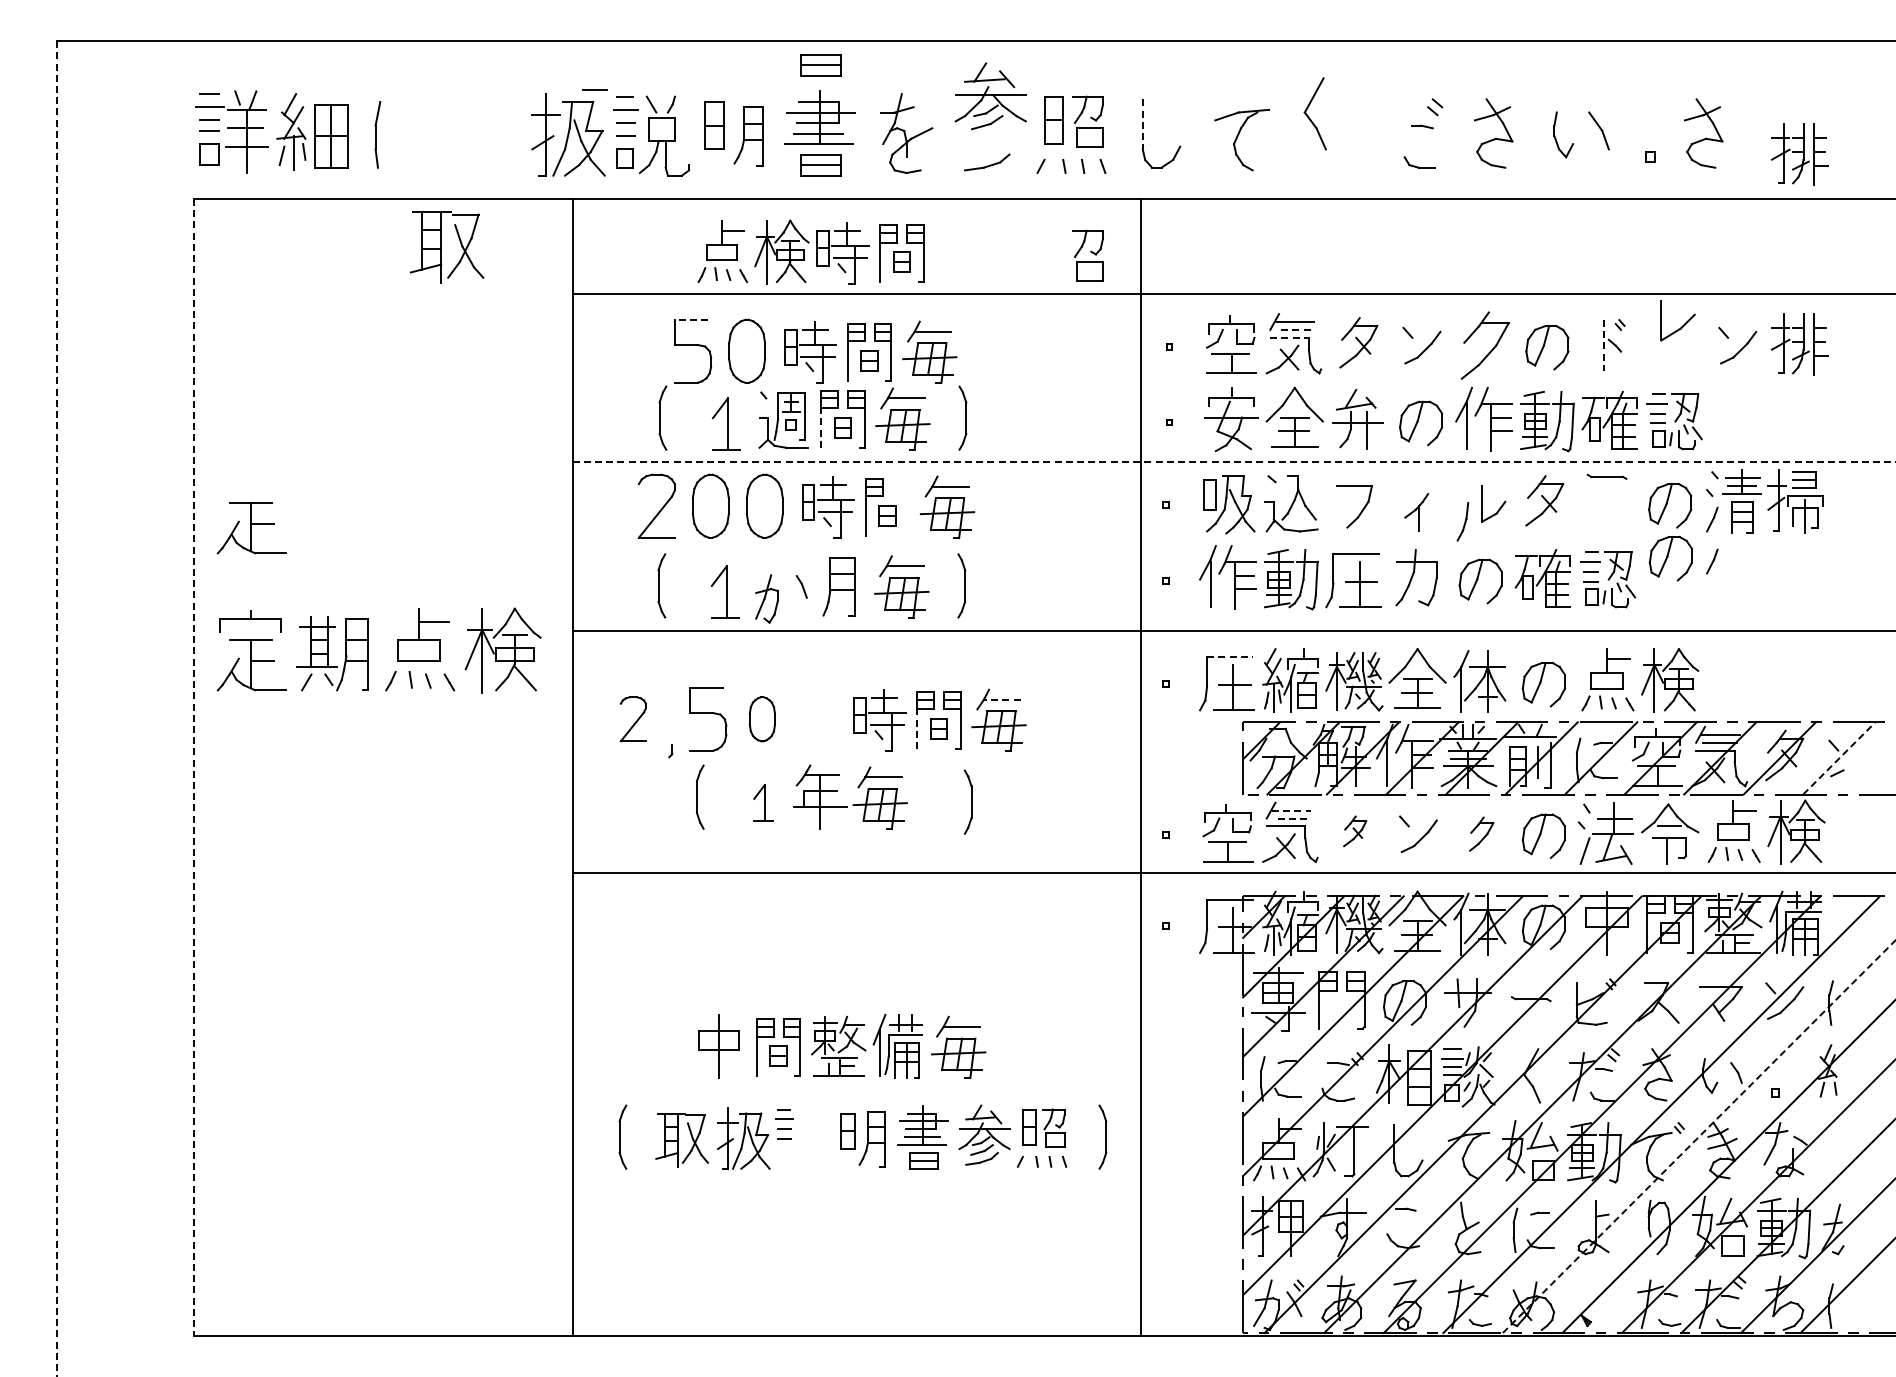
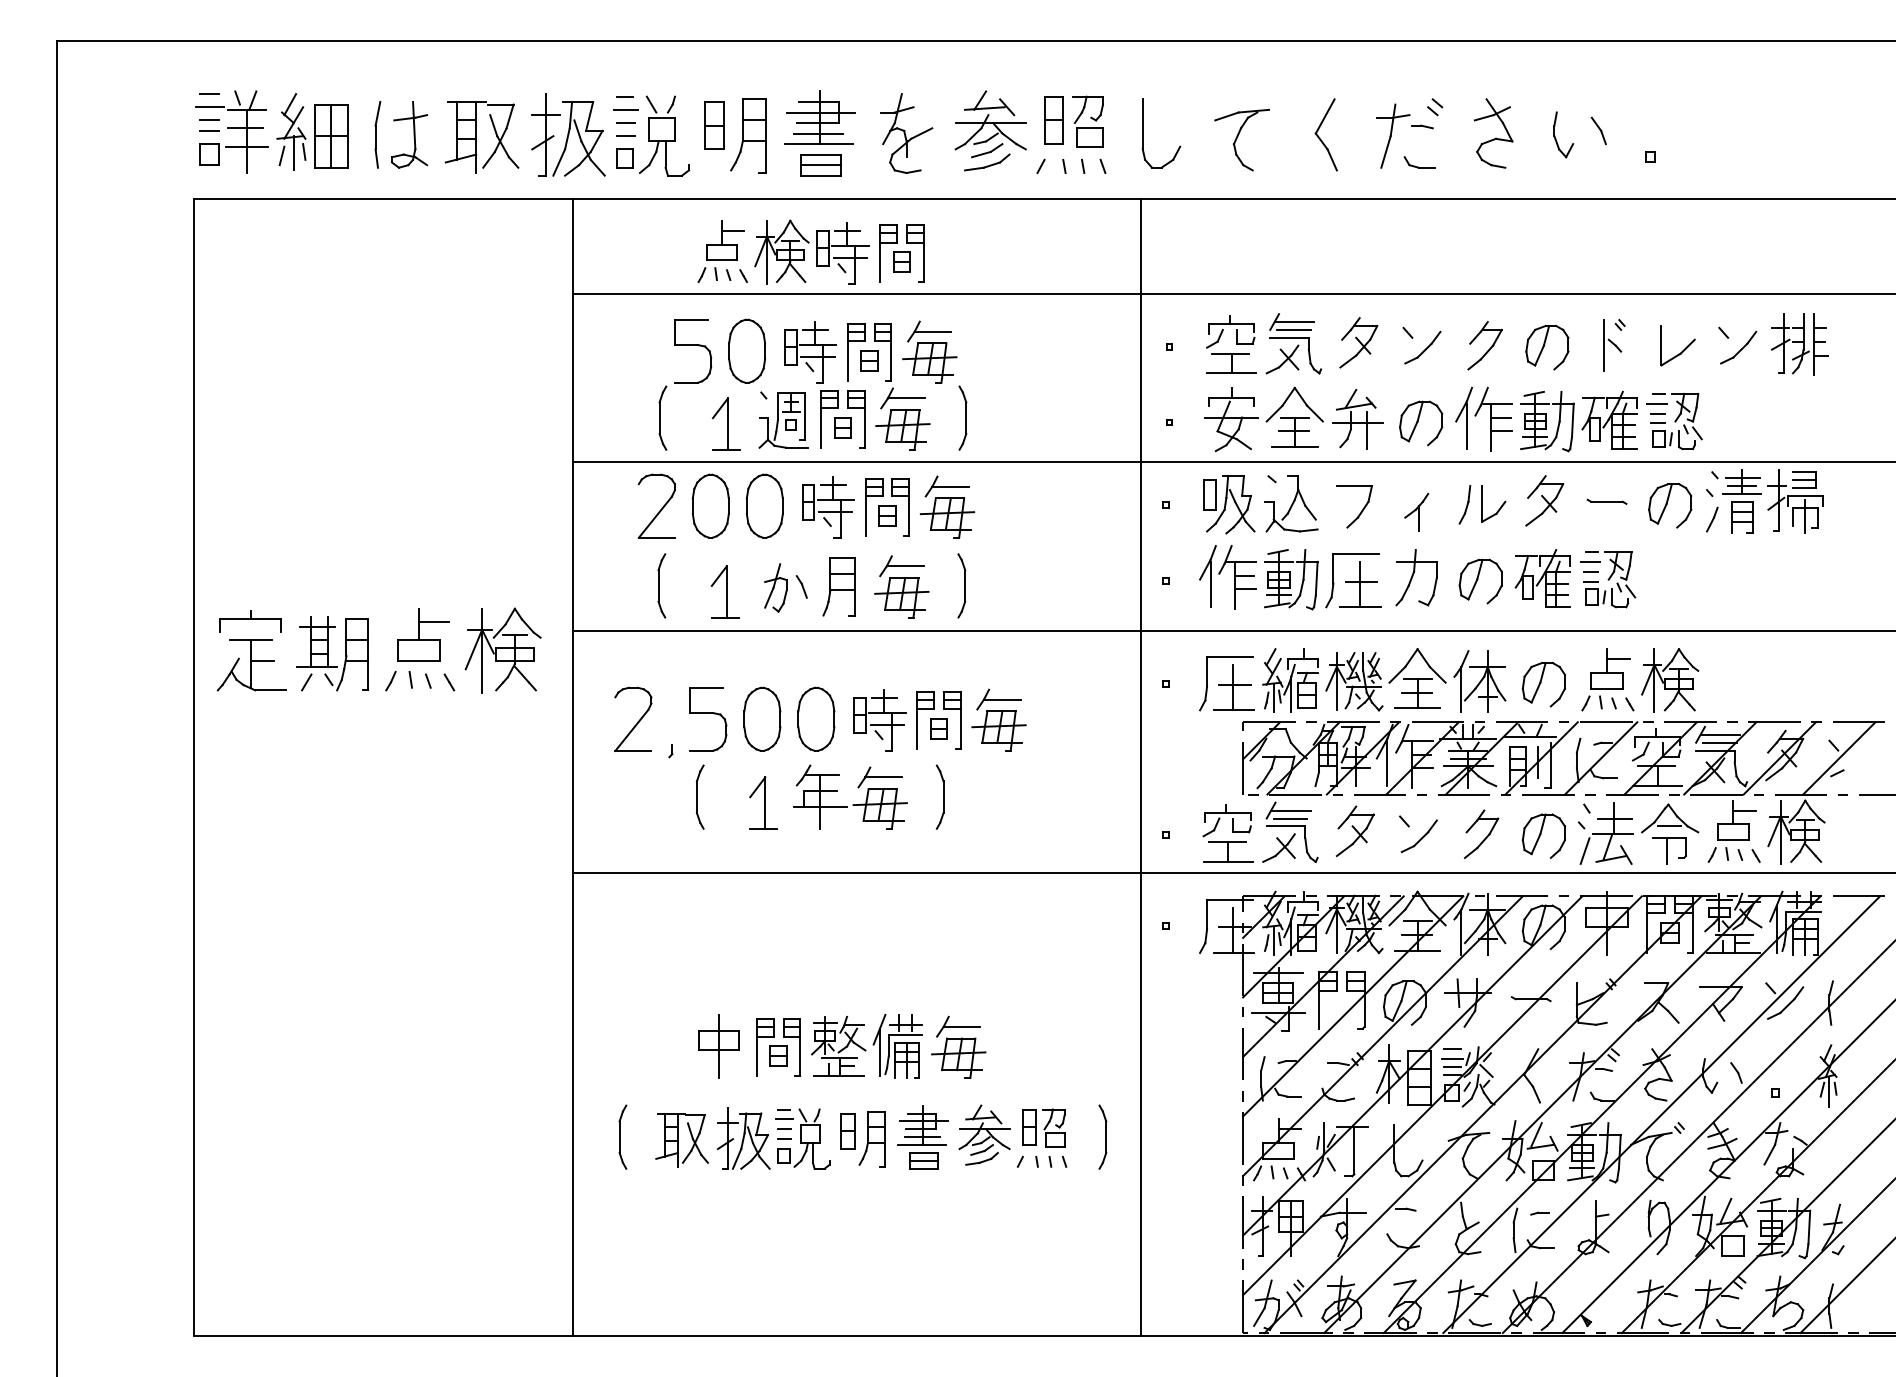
part: present -> none (820, 65)
line: present -> none (594, 89)
part position: (990, 96) -> (990, 124) (990, 124)
part position: (1308, 115) -> (1319, 136) (1319, 136)
line: dashed -> solid (1142, 124)
part size: 22x40 px -> 17x30 px (1598, 130)
part: present -> none (1703, 133)
part: none -> present (408, 134)
part: none -> present (1393, 135)
part size: 31x61 px -> 37x76 px (748, 135)
part: present -> none (1799, 154)
part position: (446, 247) -> (481, 137) (481, 137)
part: present -> none (1087, 255)
line: dashed -> solid (691, 319)
part position: (1682, 325) -> (1682, 350) (1682, 350)
line: dashed -> solid (1293, 329)
line: dashed -> solid (1290, 337)
part size: 50x69 px -> 36x50 px (1484, 345)
line: dashed -> solid (1603, 345)
line: dashed -> solid (821, 428)
line: dashed -> solid (1234, 462)
part position: (1606, 476) -> (1606, 501) (1606, 501)
part: none -> present (908, 507)
part position: (1462, 521) -> (1464, 504) (1464, 504)
part: present -> none (251, 528)
part: present -> none (1670, 558)
line: present -> none (1712, 561)
part position: (766, 598) -> (775, 587) (775, 587)
line: dashed -> solid (1229, 657)
line: dashed -> solid (1001, 699)
line: dashed -> solid (56, 708)
part: none -> present (816, 718)
part size: 28x47 px -> 39x66 px (633, 718)
part size: 28x47 px -> 39x66 px (762, 718)
line: dashed -> solid (917, 729)
line: dashed -> solid (1839, 758)
line: dashed -> solid (193, 767)
part position: (967, 801) -> (939, 796) (939, 796)
part size: 21x38 px -> 29x54 px (763, 802)
line: dashed -> solid (1291, 810)
line: dashed -> solid (1290, 818)
part size: 25x33 px -> 40x53 px (1354, 831)
part size: 26x36 px -> 36x50 px (1481, 833)
line: none -> present (1829, 1091)
line: dashed -> solid (1699, 1136)
part: none -> present (803, 1138)
